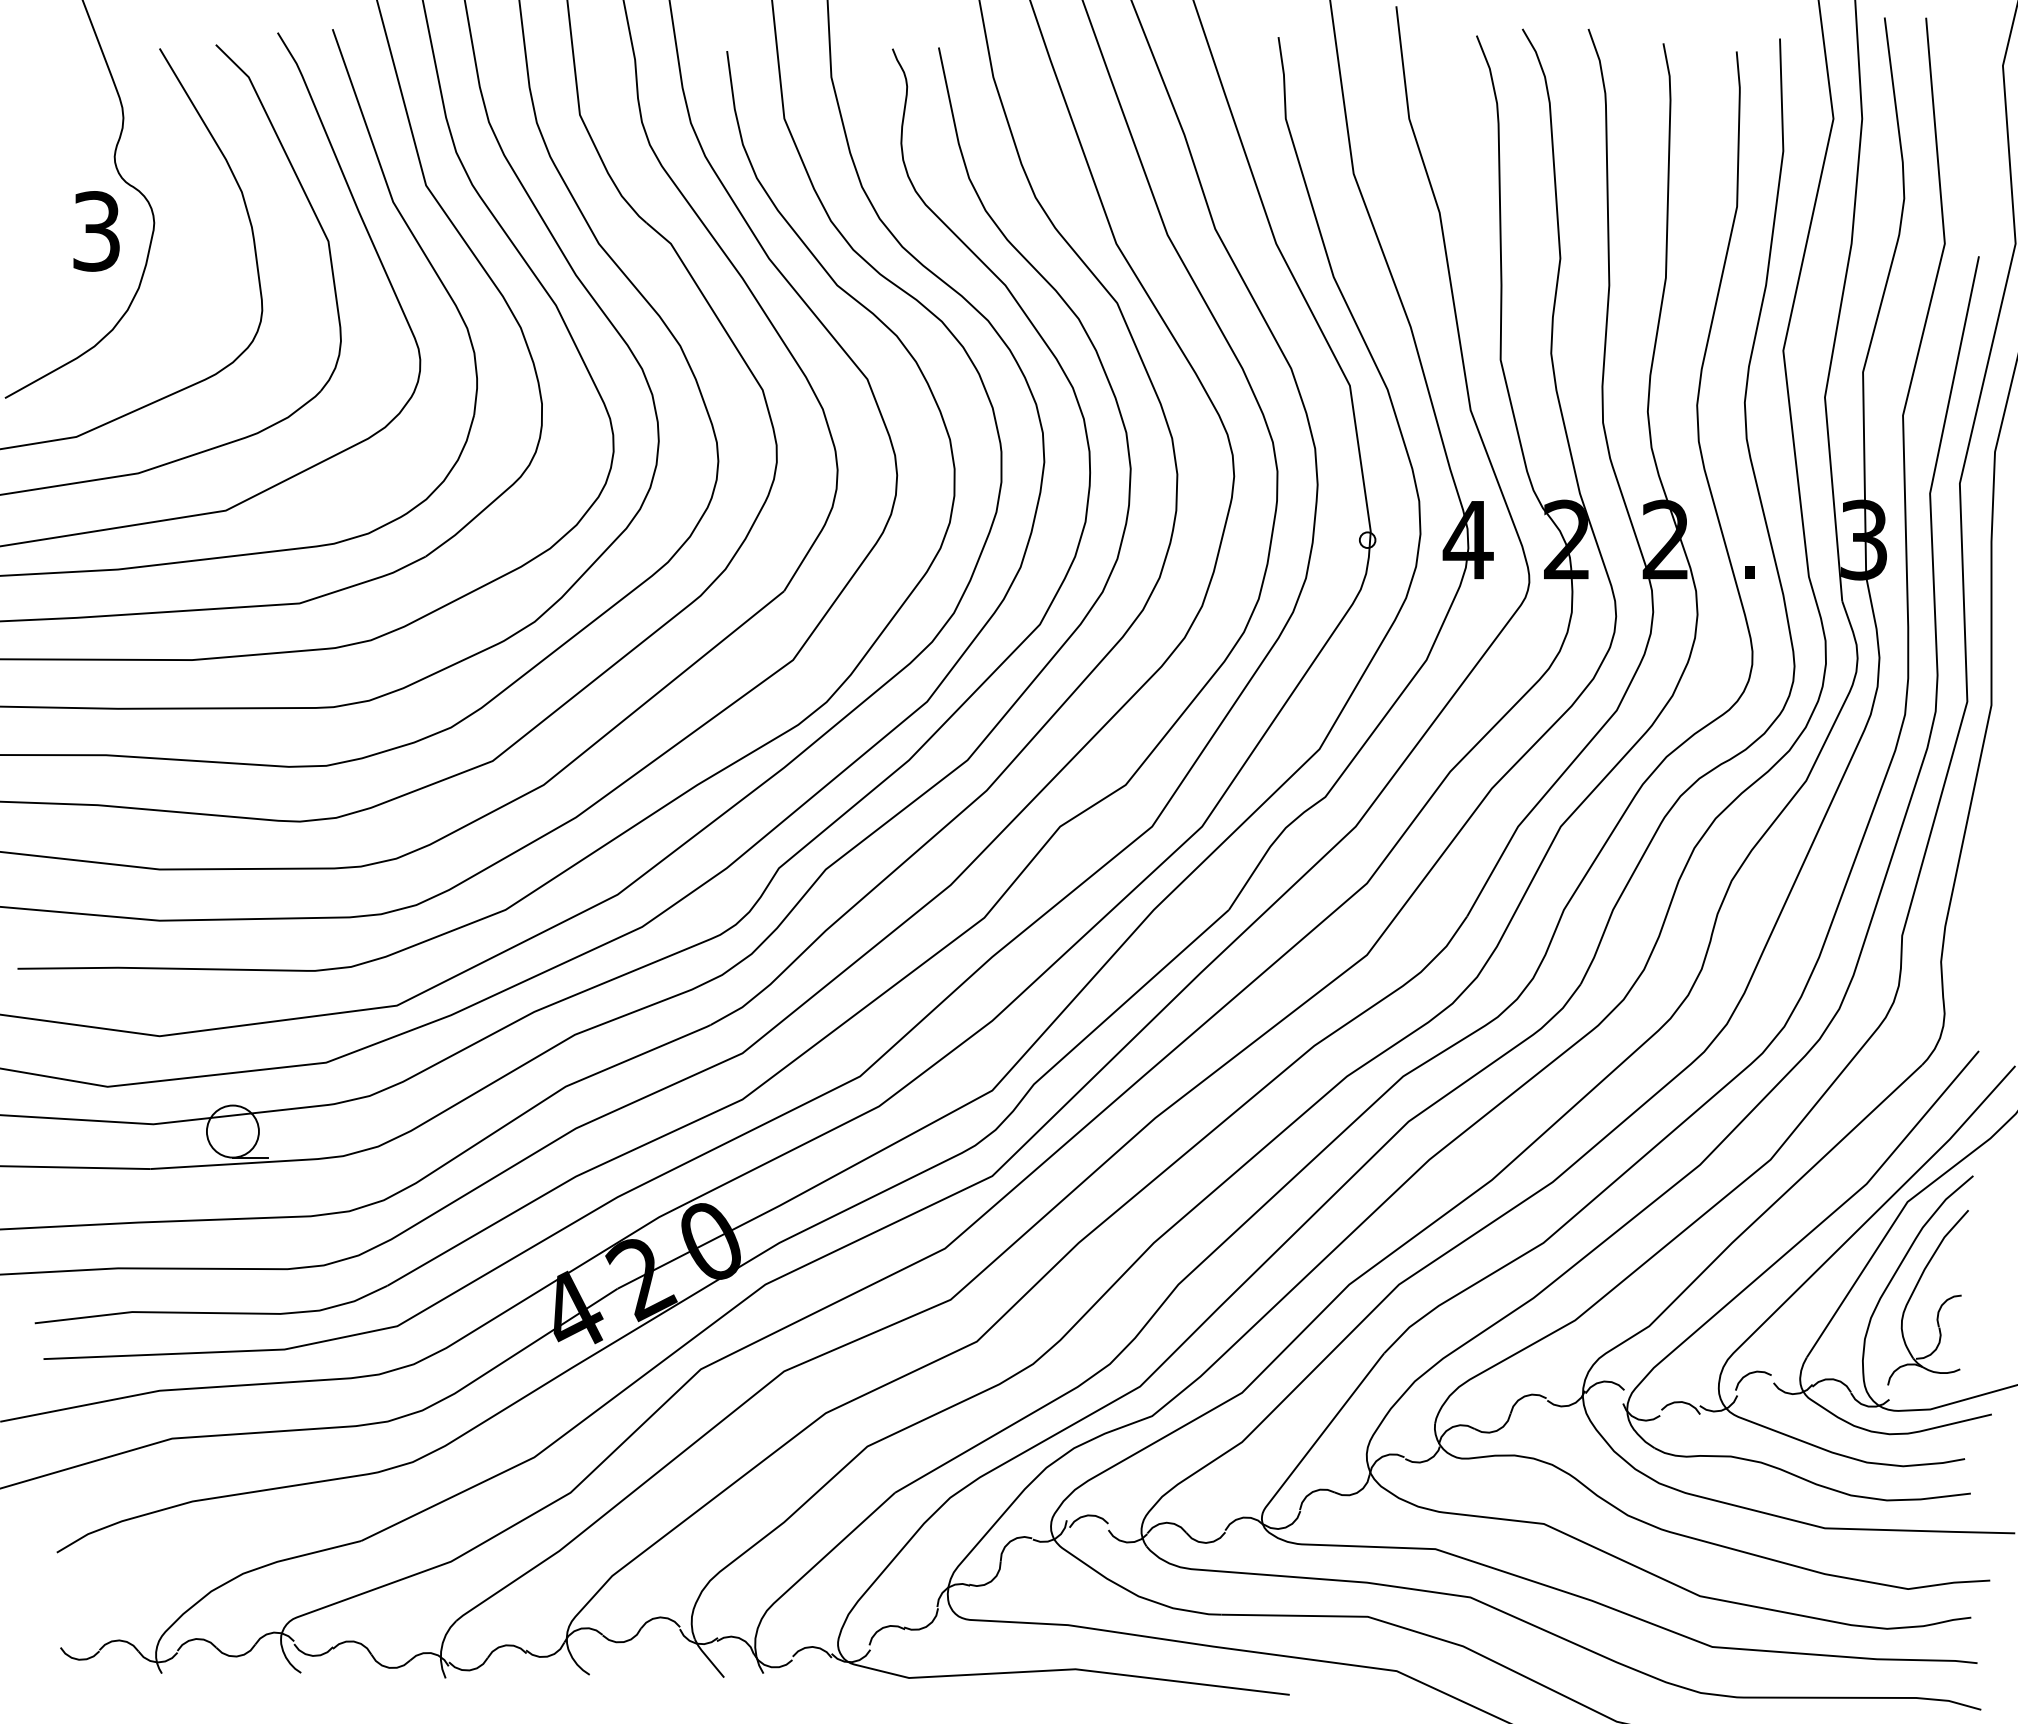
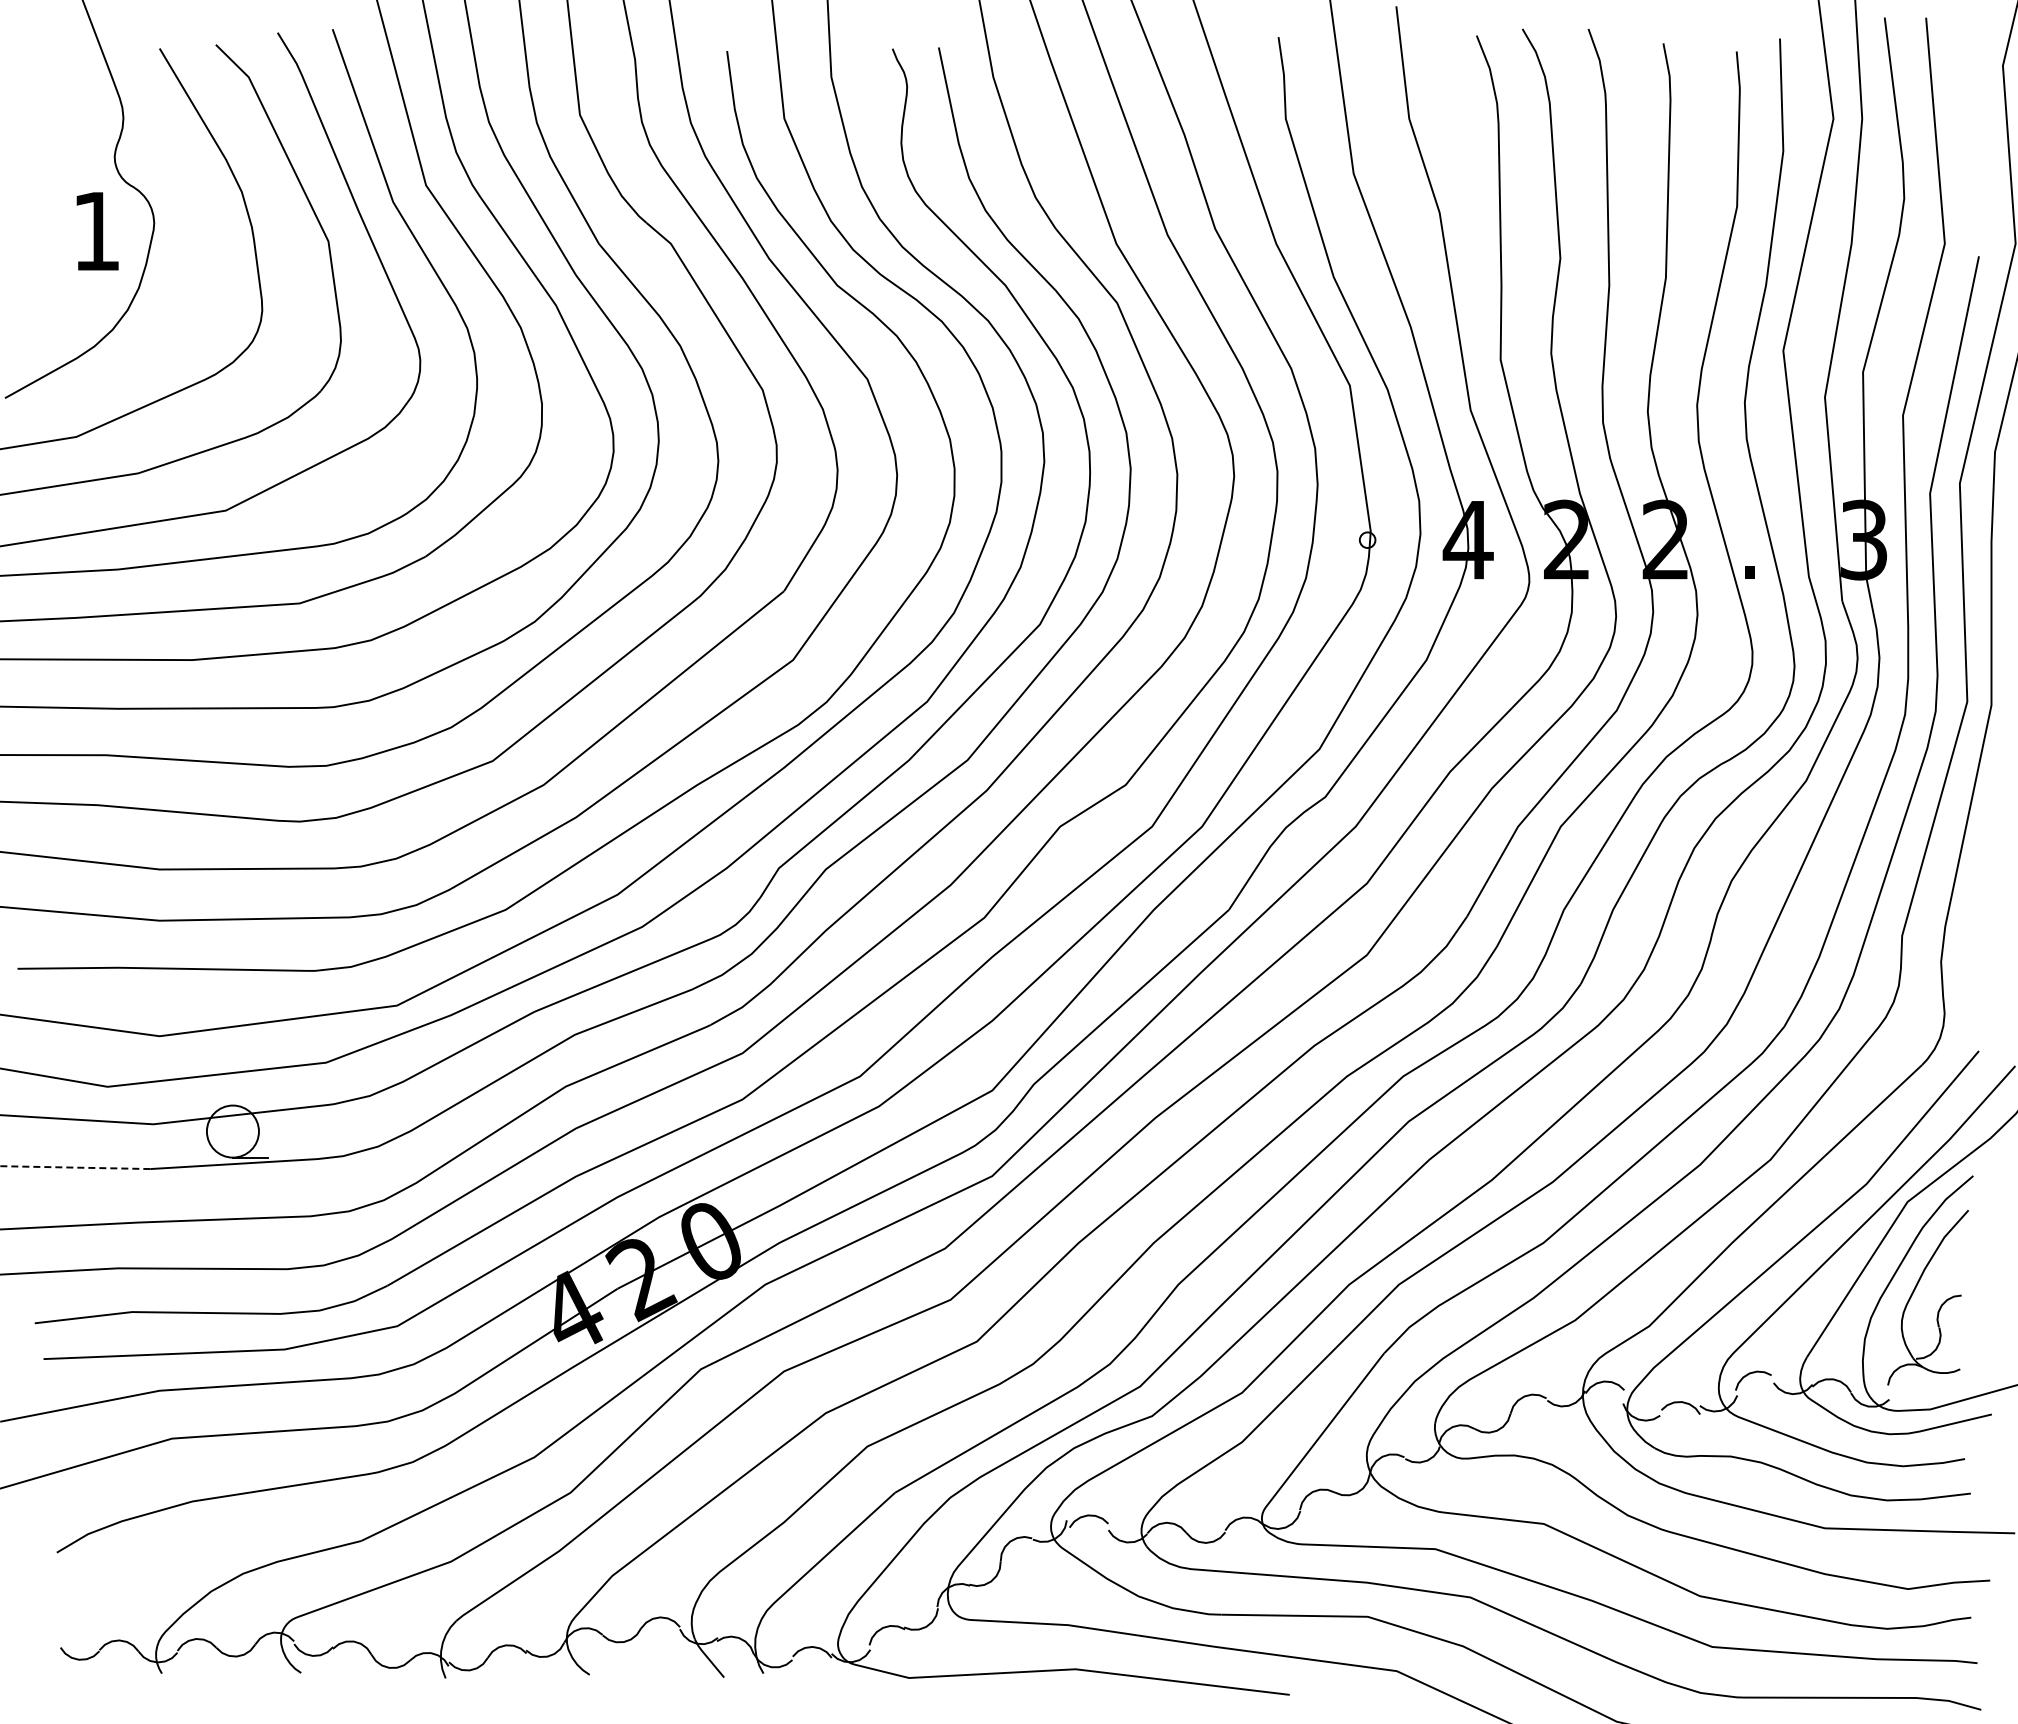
text: 3 -> 1 (96, 231)
line: solid -> dashed (75, 1167)
